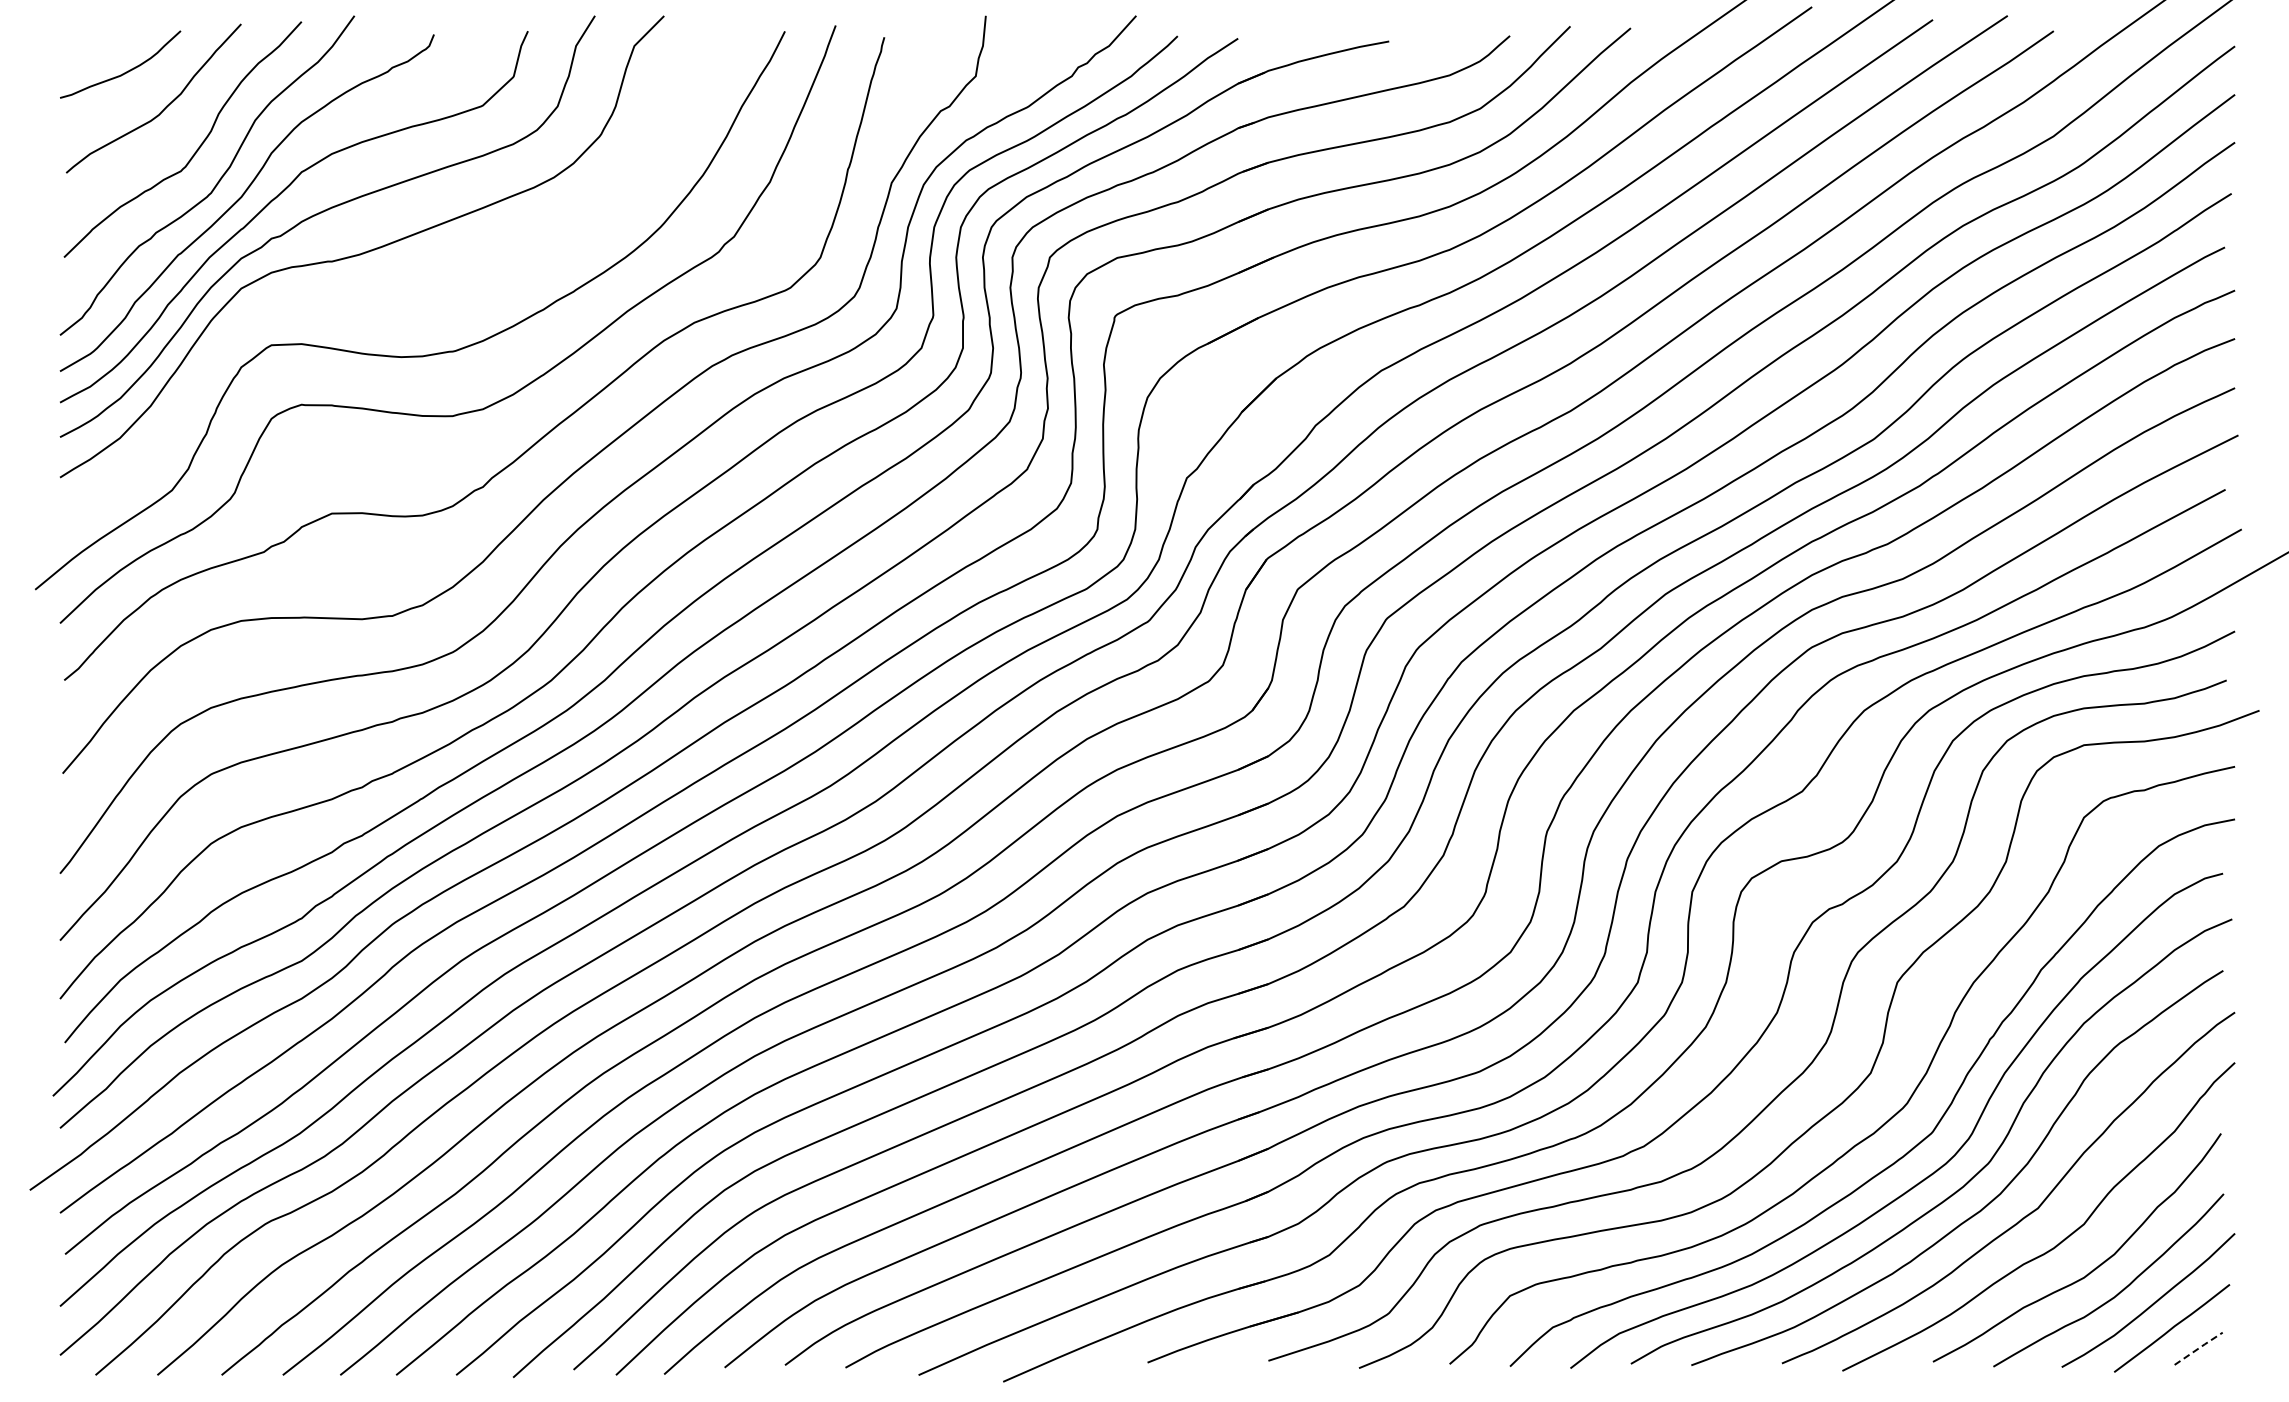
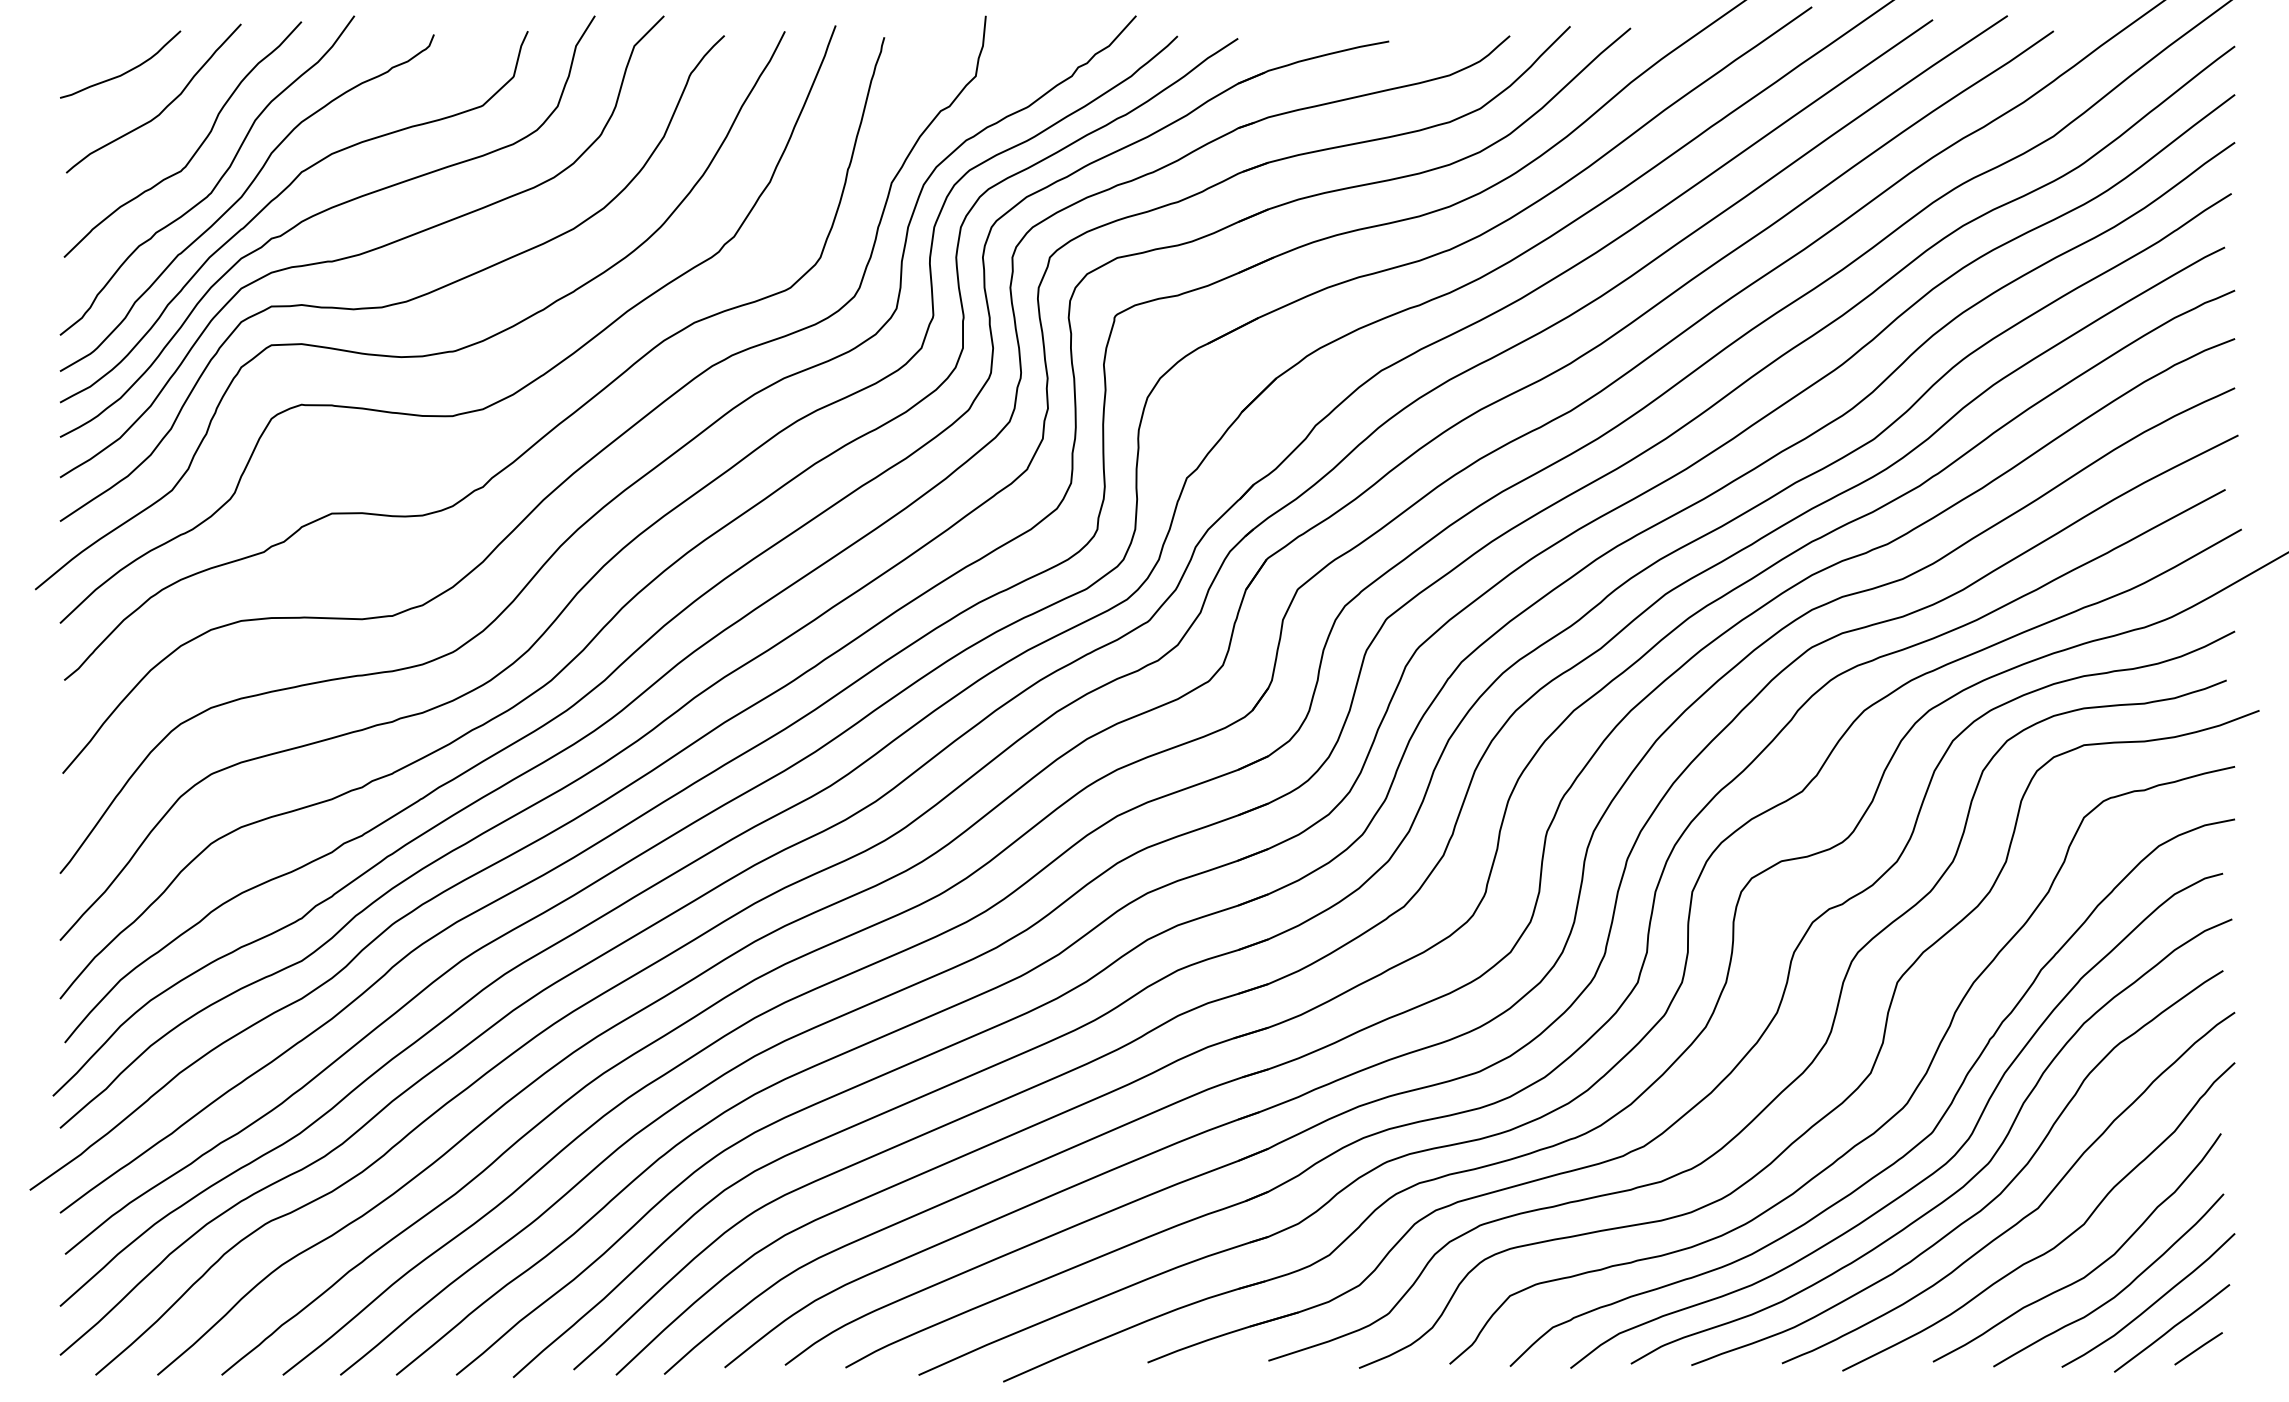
curve: none -> present (396, 302)
line: dashed -> solid (2199, 1348)
